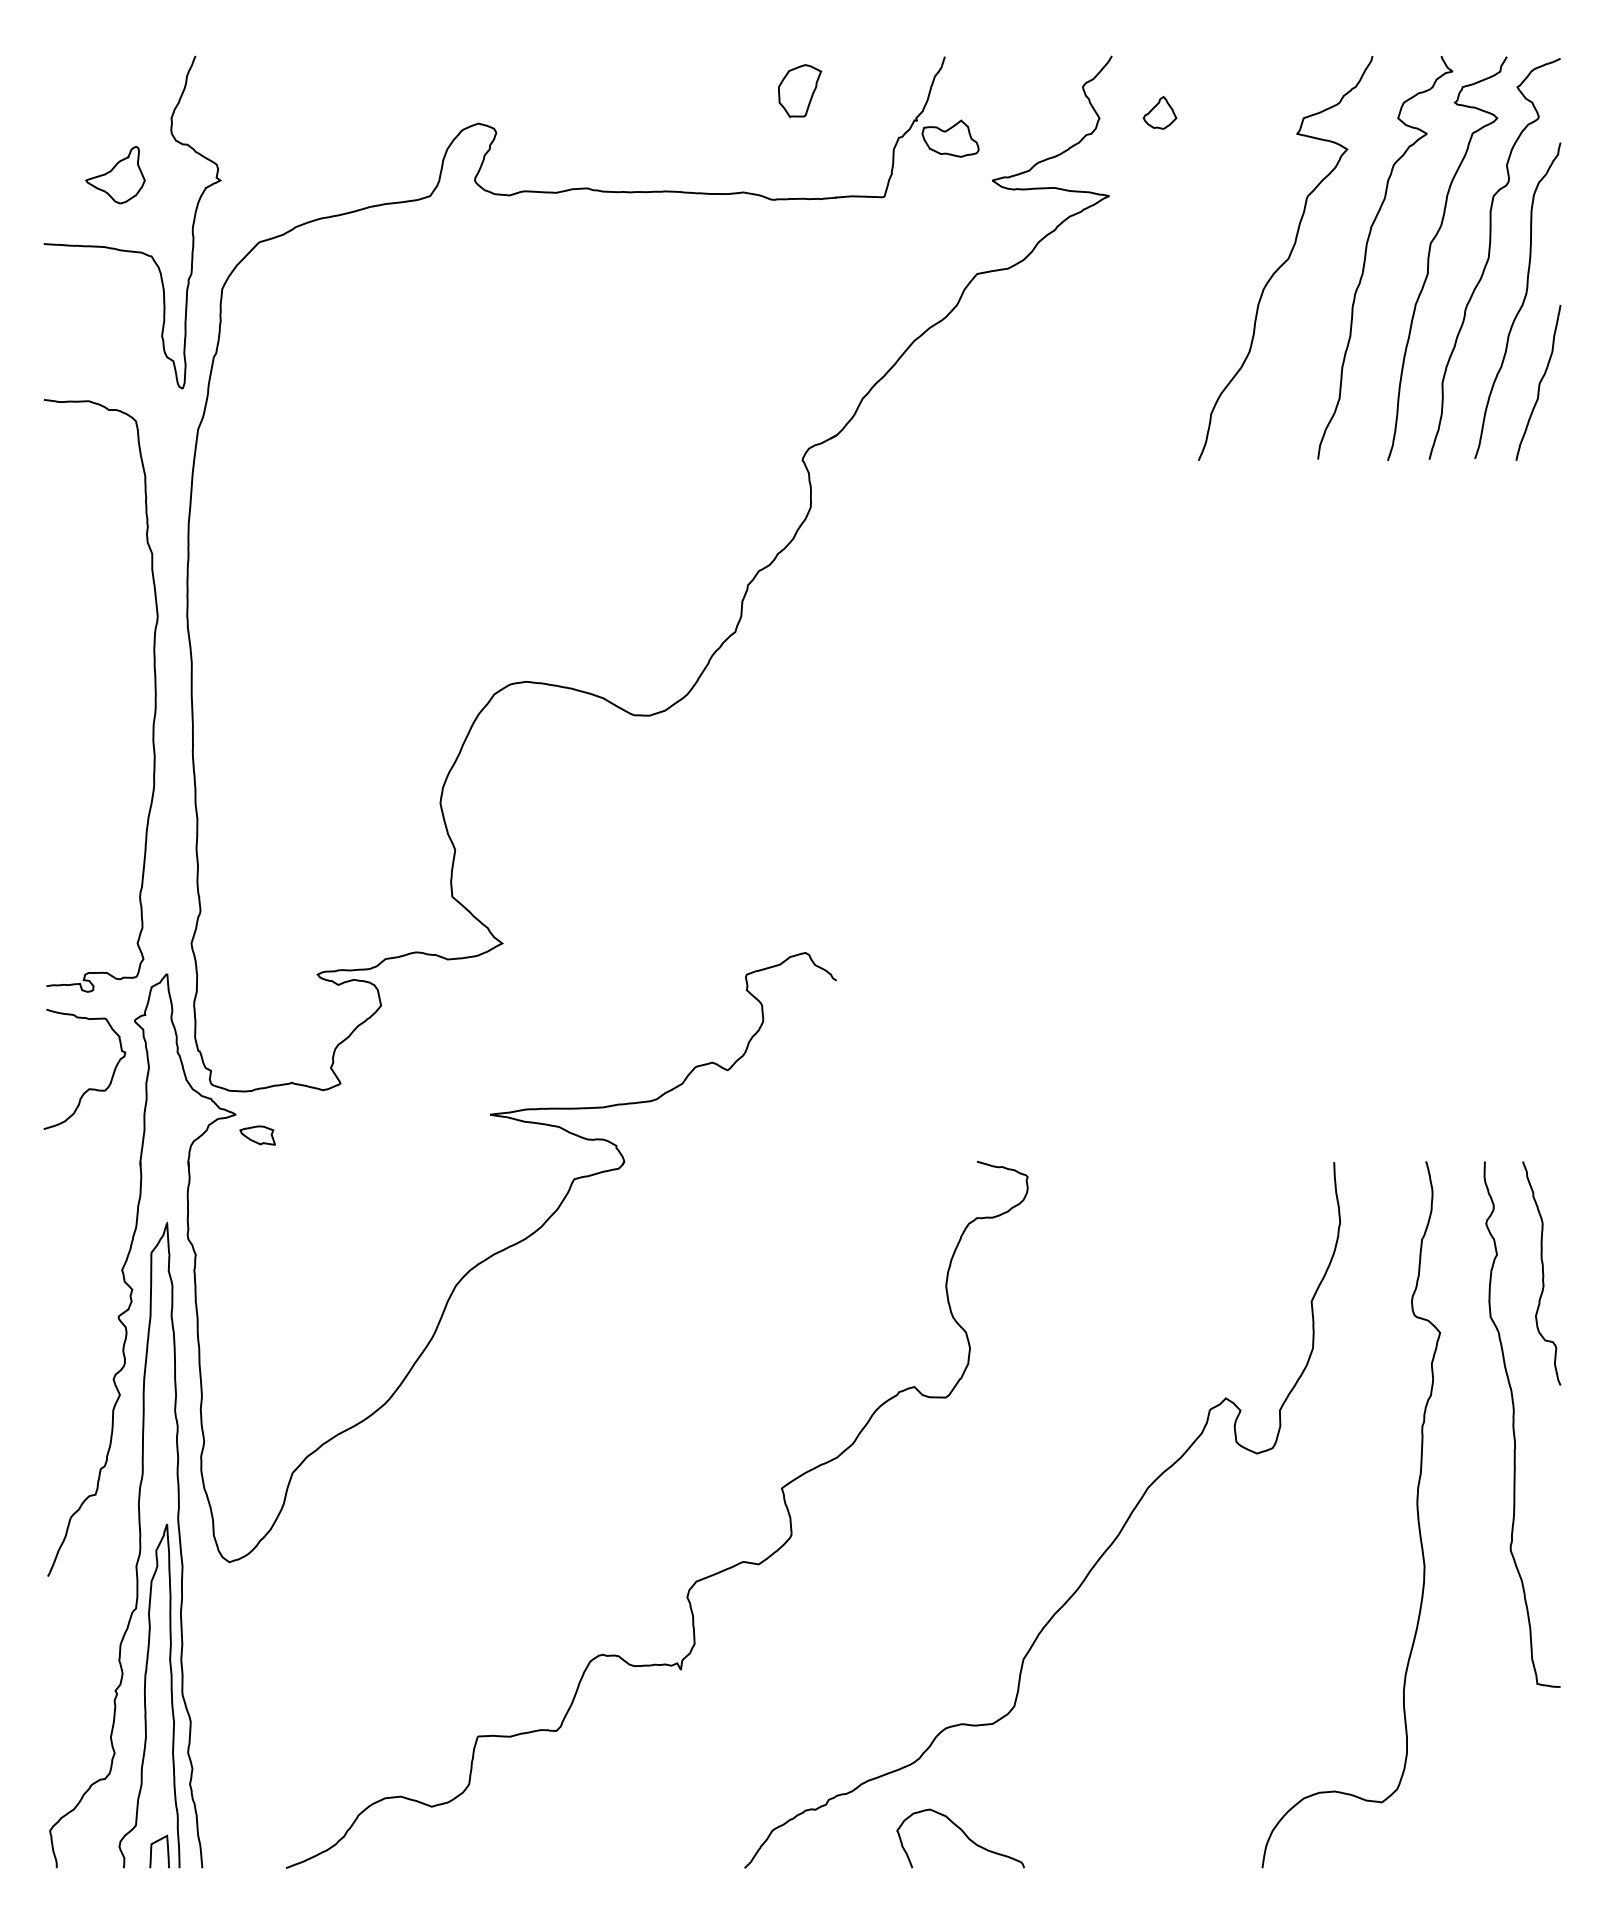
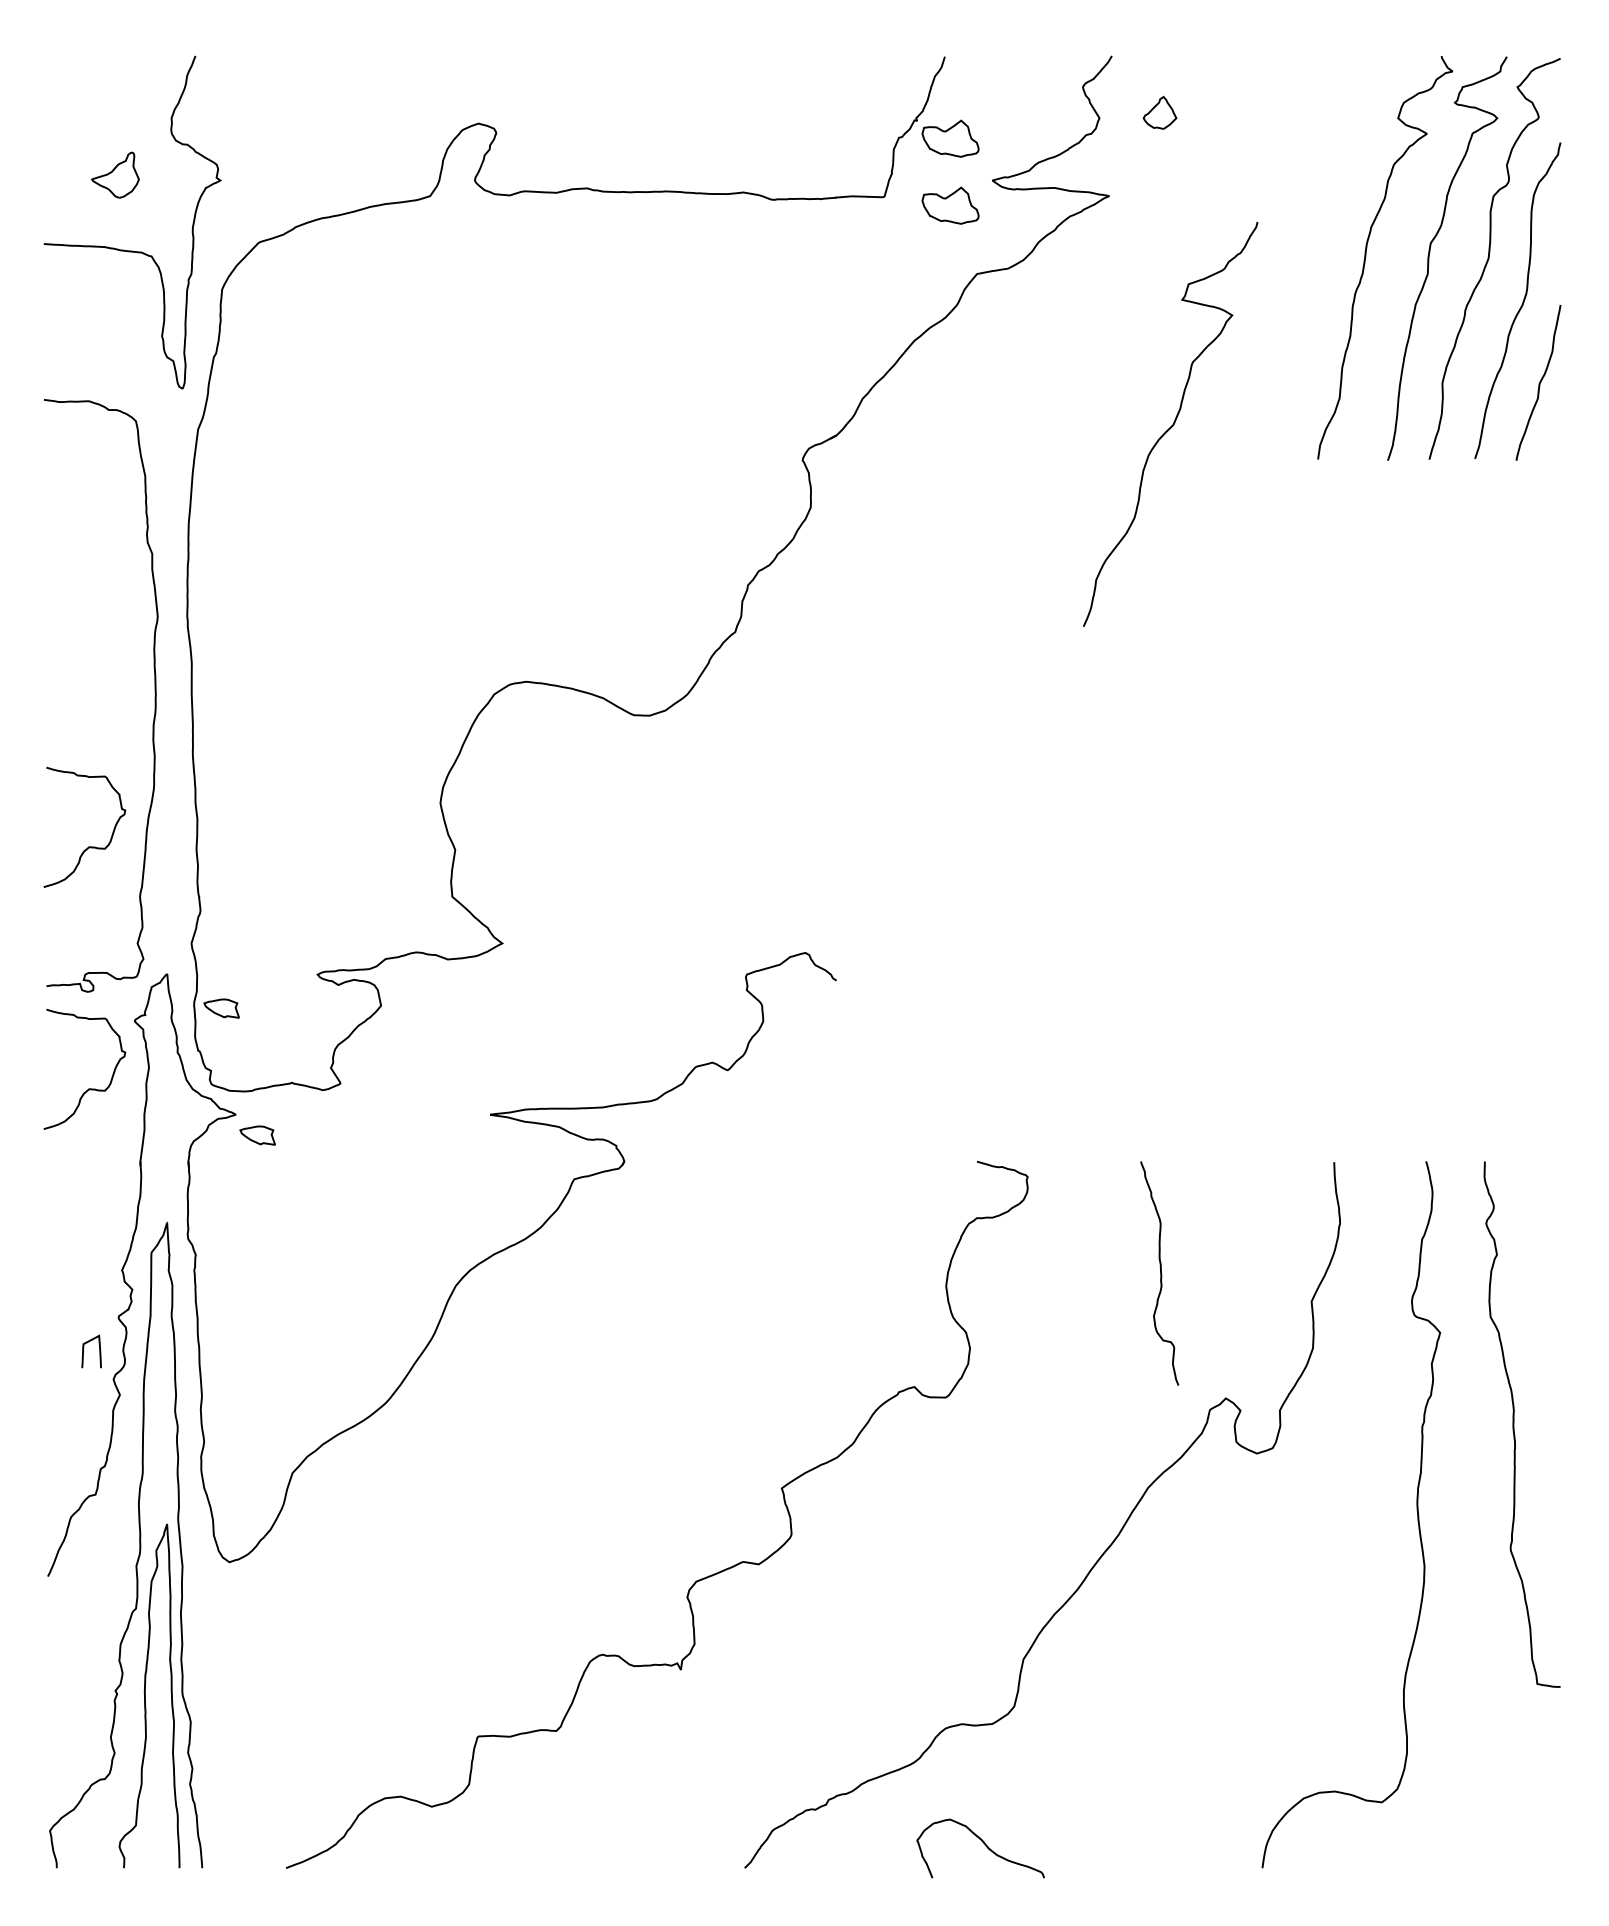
part: present -> none (800, 90)
part size: 61x59 px -> 49x48 px (115, 174)
part: none -> present (950, 205)
curve position: (1286, 259) -> (1171, 425) (1171, 425)
curve: none -> present (88, 846)
part: none -> present (221, 1008)
curve position: (1542, 1273) -> (1160, 1273) (1160, 1273)
curve position: (965, 1836) -> (985, 1846) (985, 1846)
curve position: (152, 1849) -> (84, 1349) (84, 1349)
